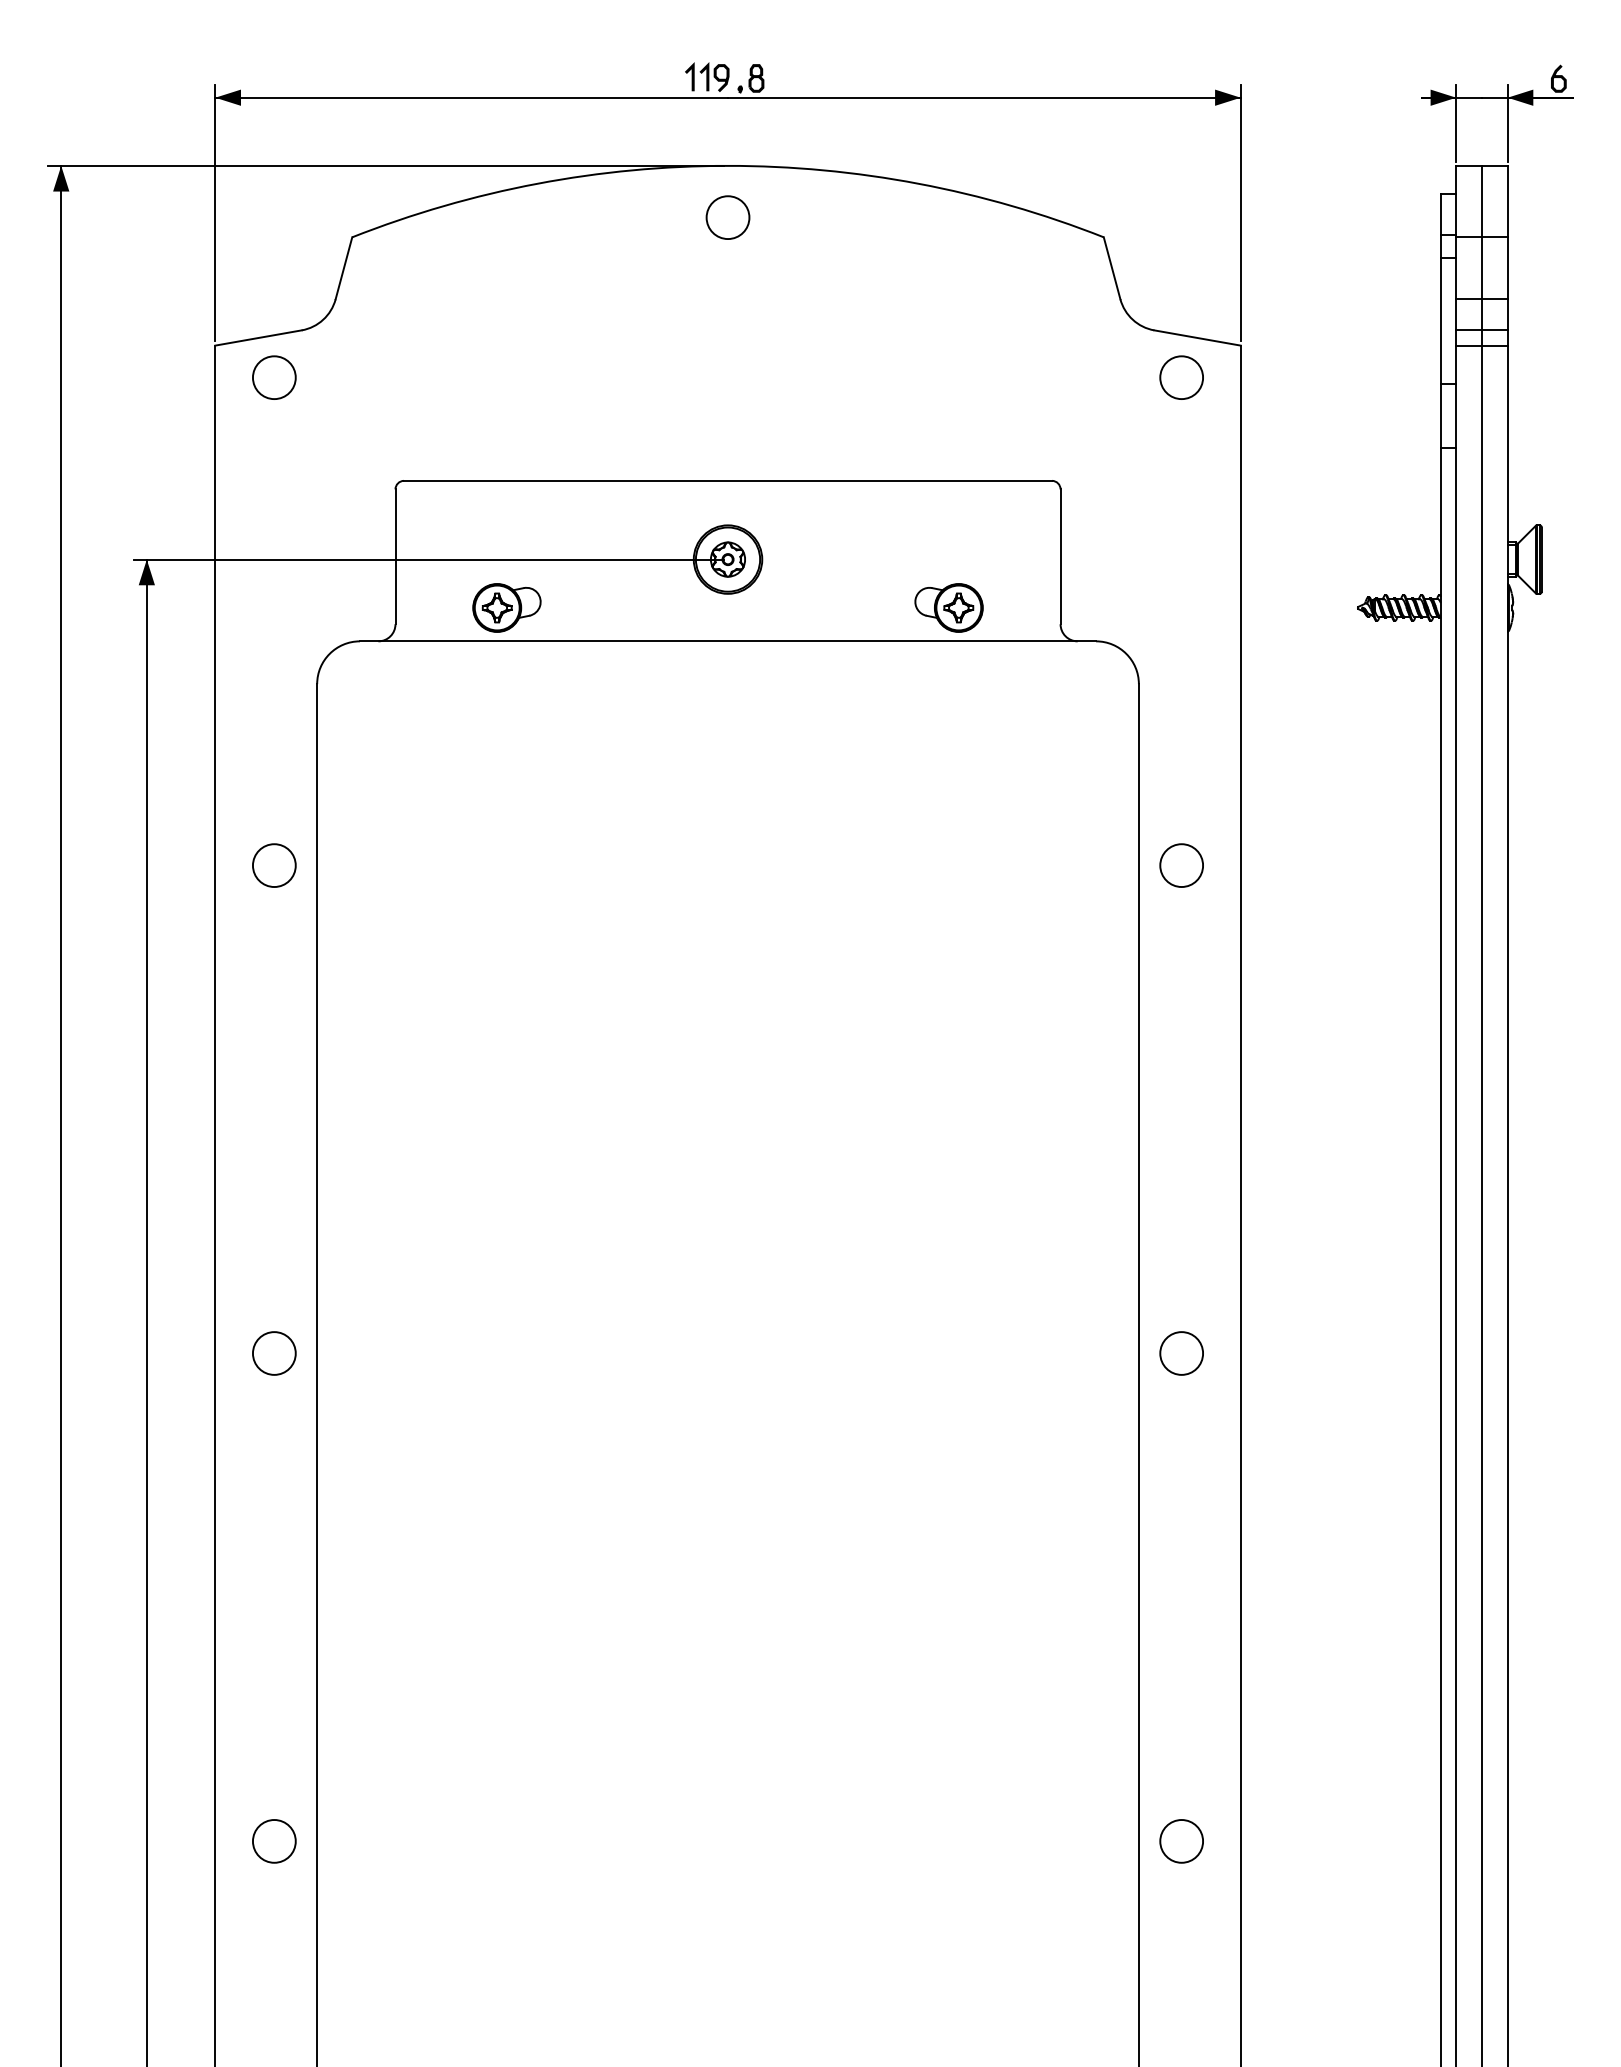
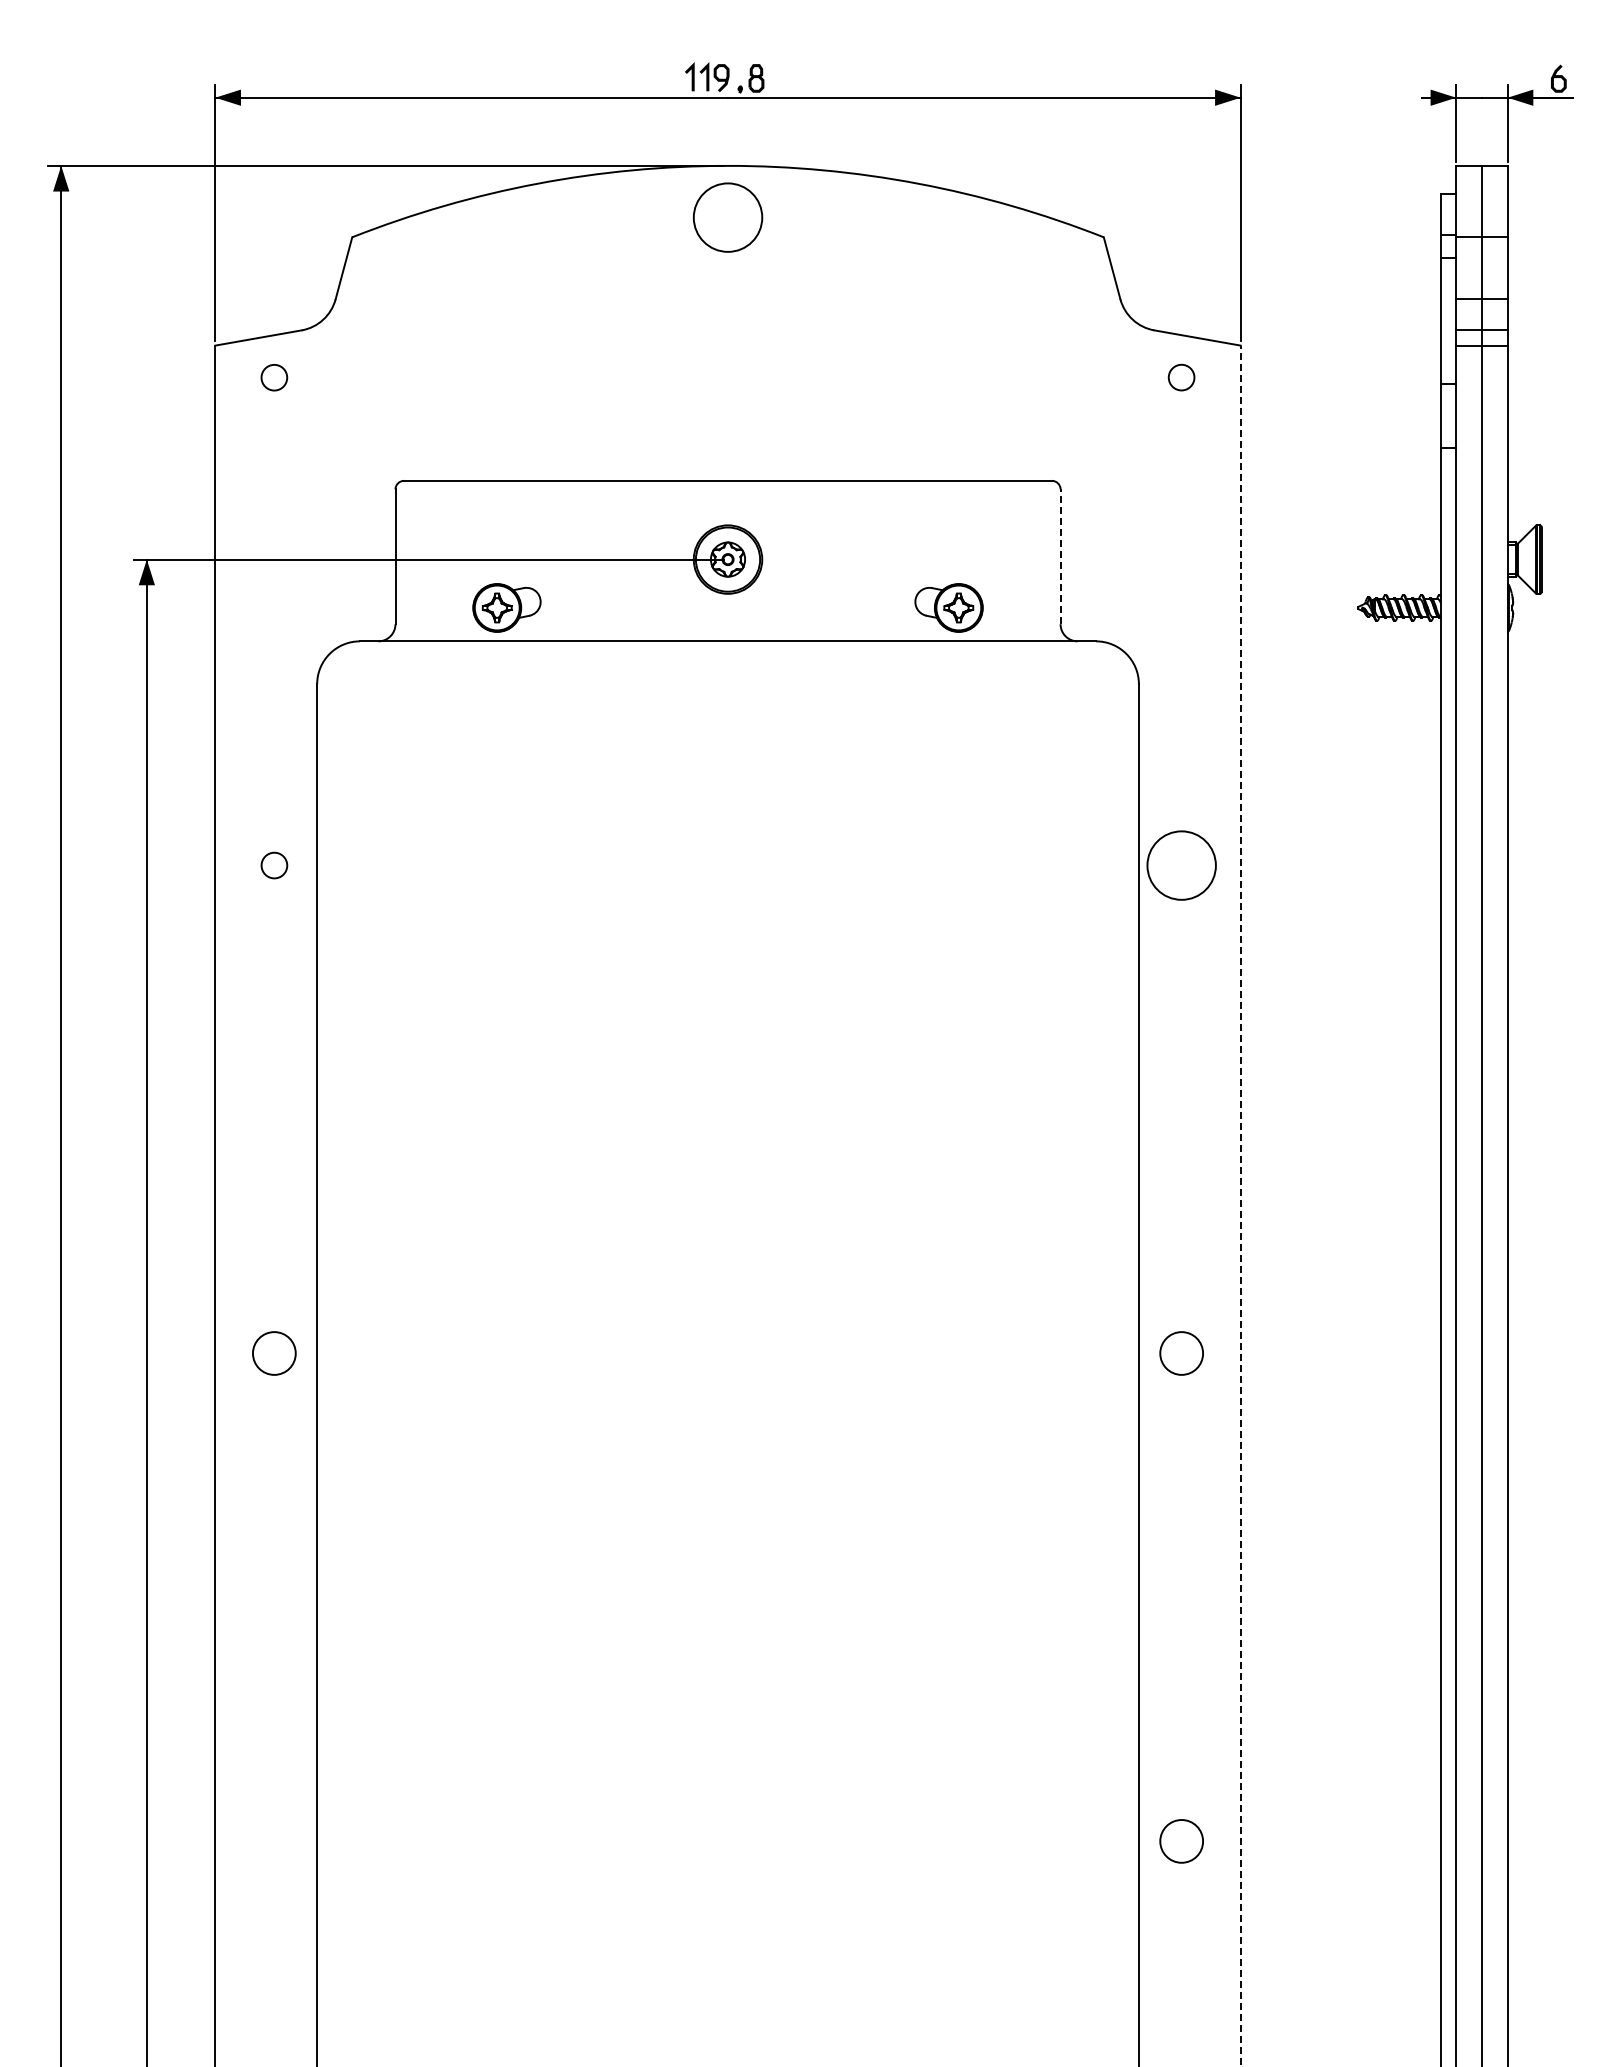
circle diameter: 43 px -> 68 px (727, 217)
circle diameter: 43 px -> 26 px (274, 377)
circle size: 45x45 px -> 29x29 px (1181, 377)
line: solid -> dashed (1060, 556)
circle size: 45x45 px -> 29x29 px (274, 865)
circle diameter: 43 px -> 68 px (1181, 865)
line: solid -> dashed (1240, 1205)
circle: present -> none (274, 1841)
